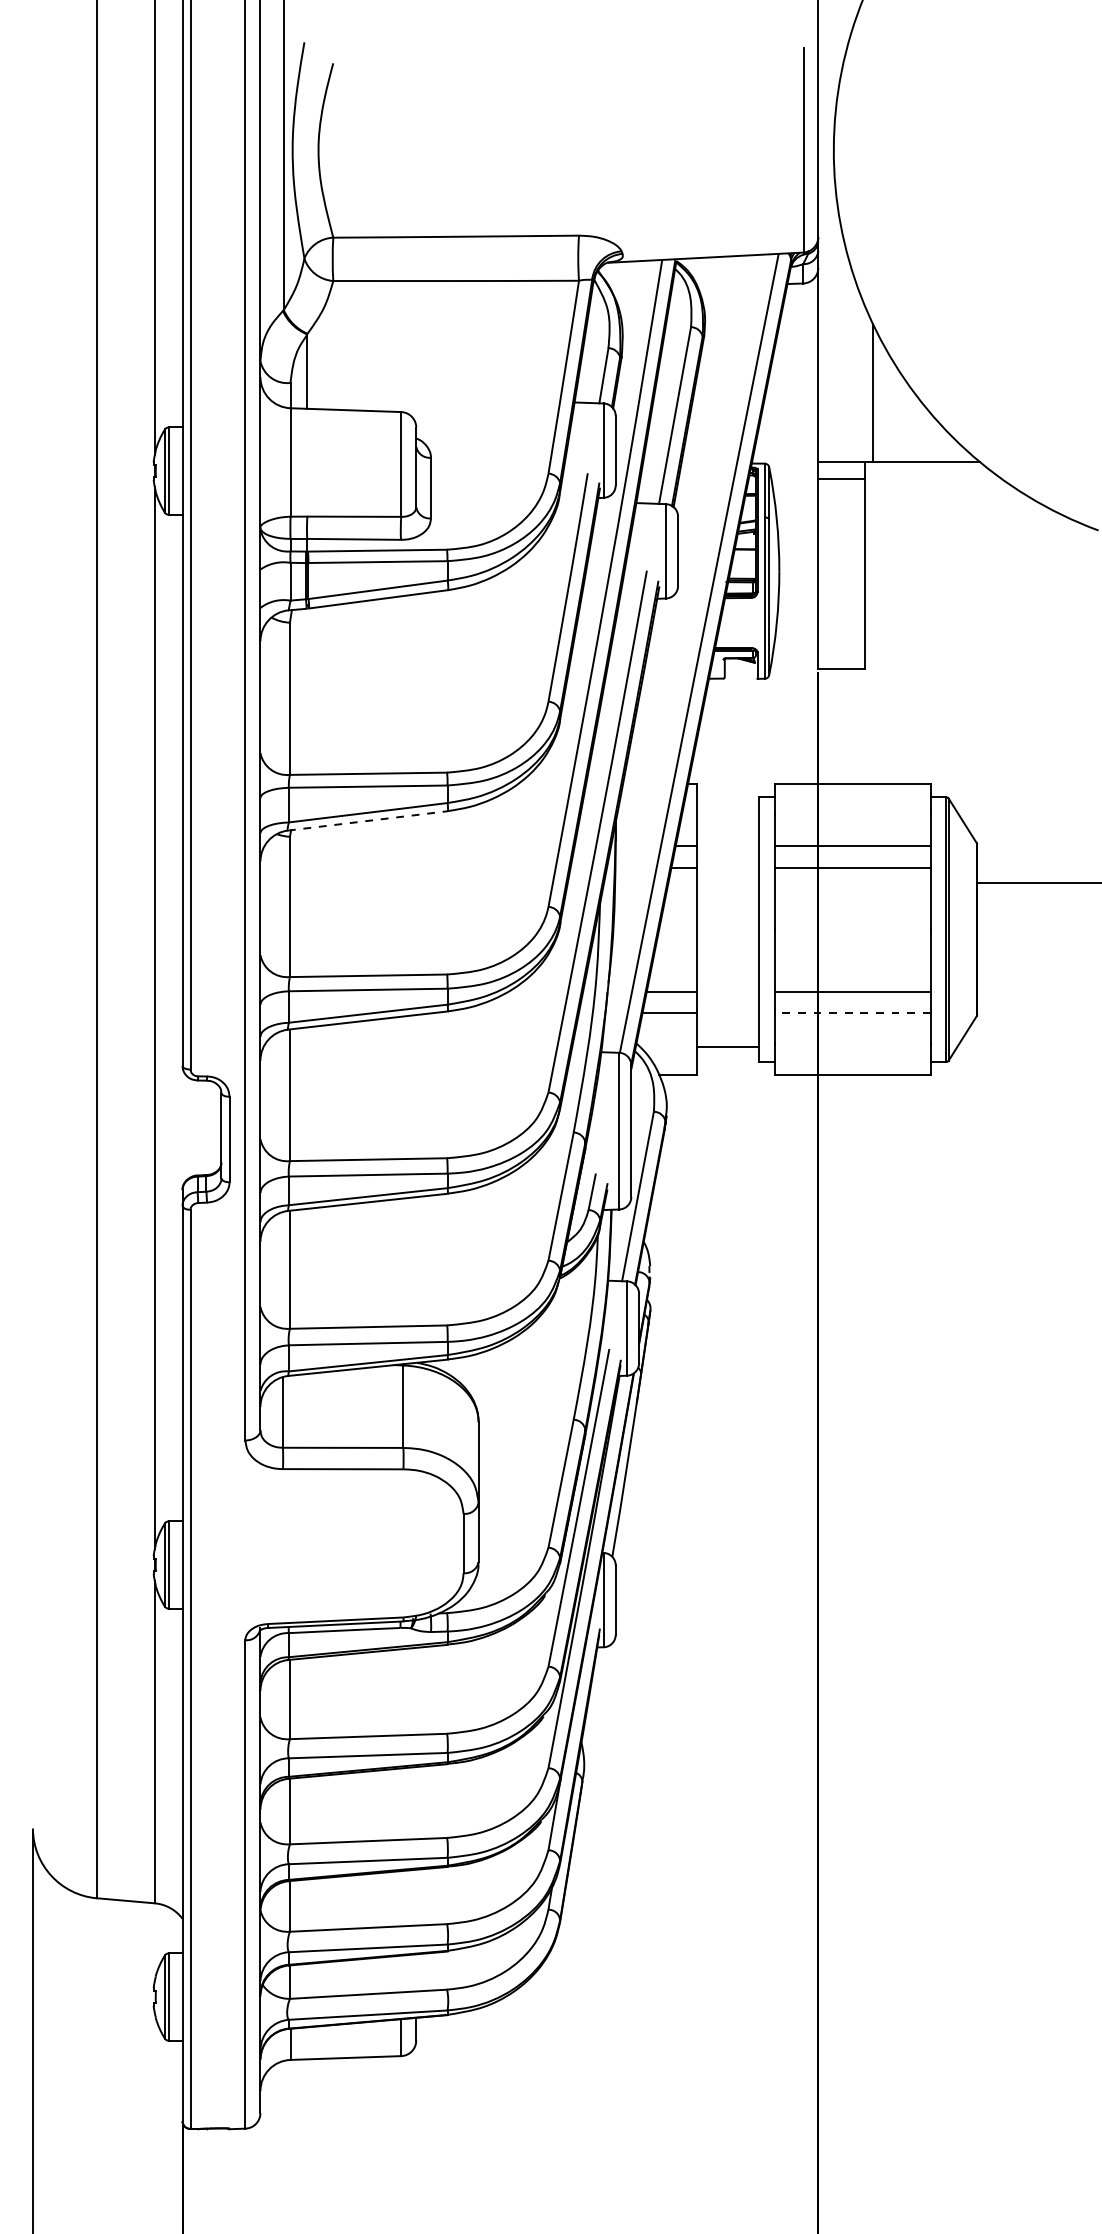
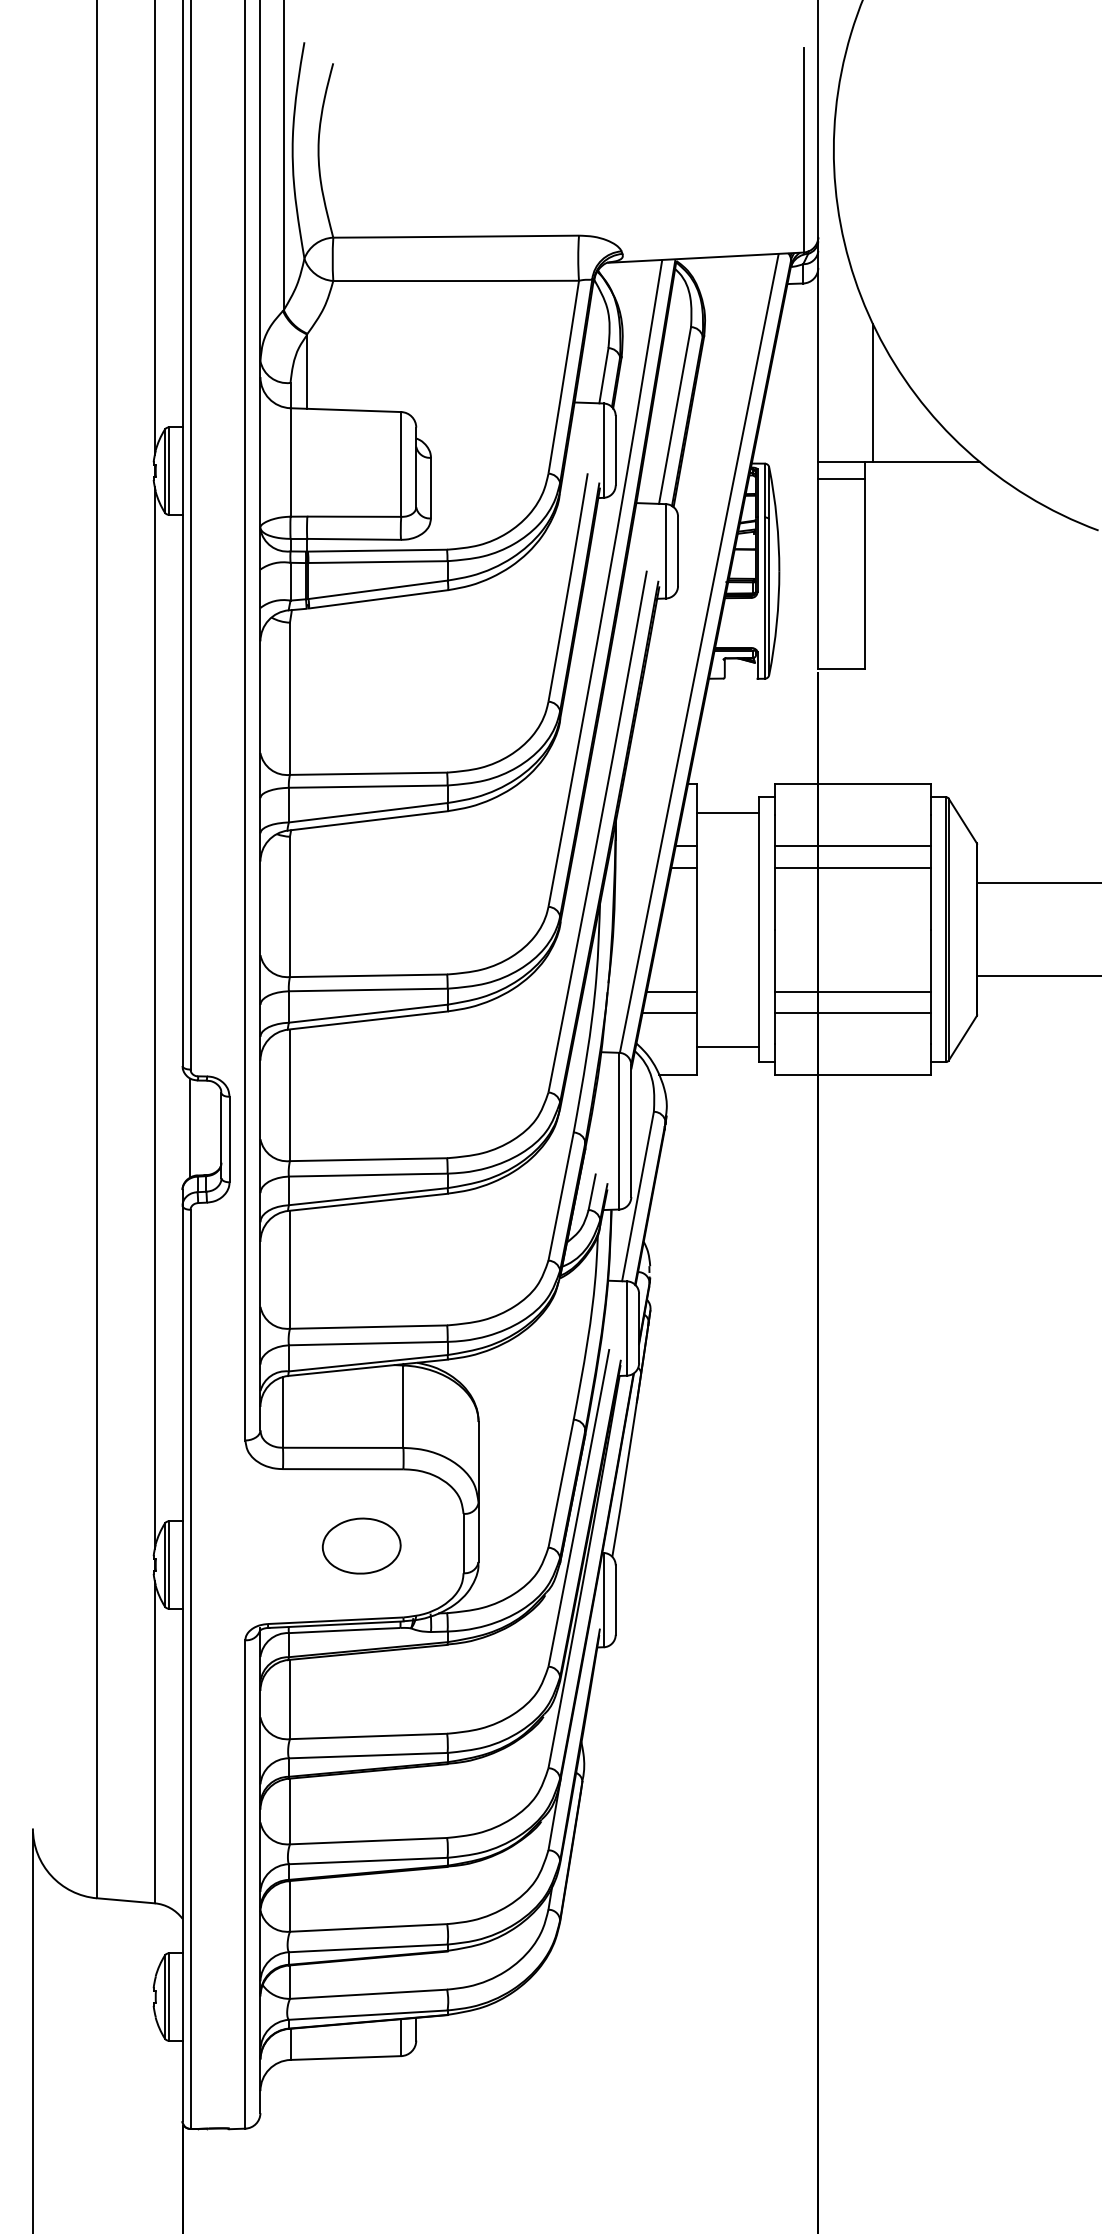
line: none -> present (727, 812)
line: dashed -> solid (367, 820)
line: none -> present (1037, 976)
line: dashed -> solid (852, 1013)
line: none -> present (190, 1128)
part: none -> present (361, 1545)
